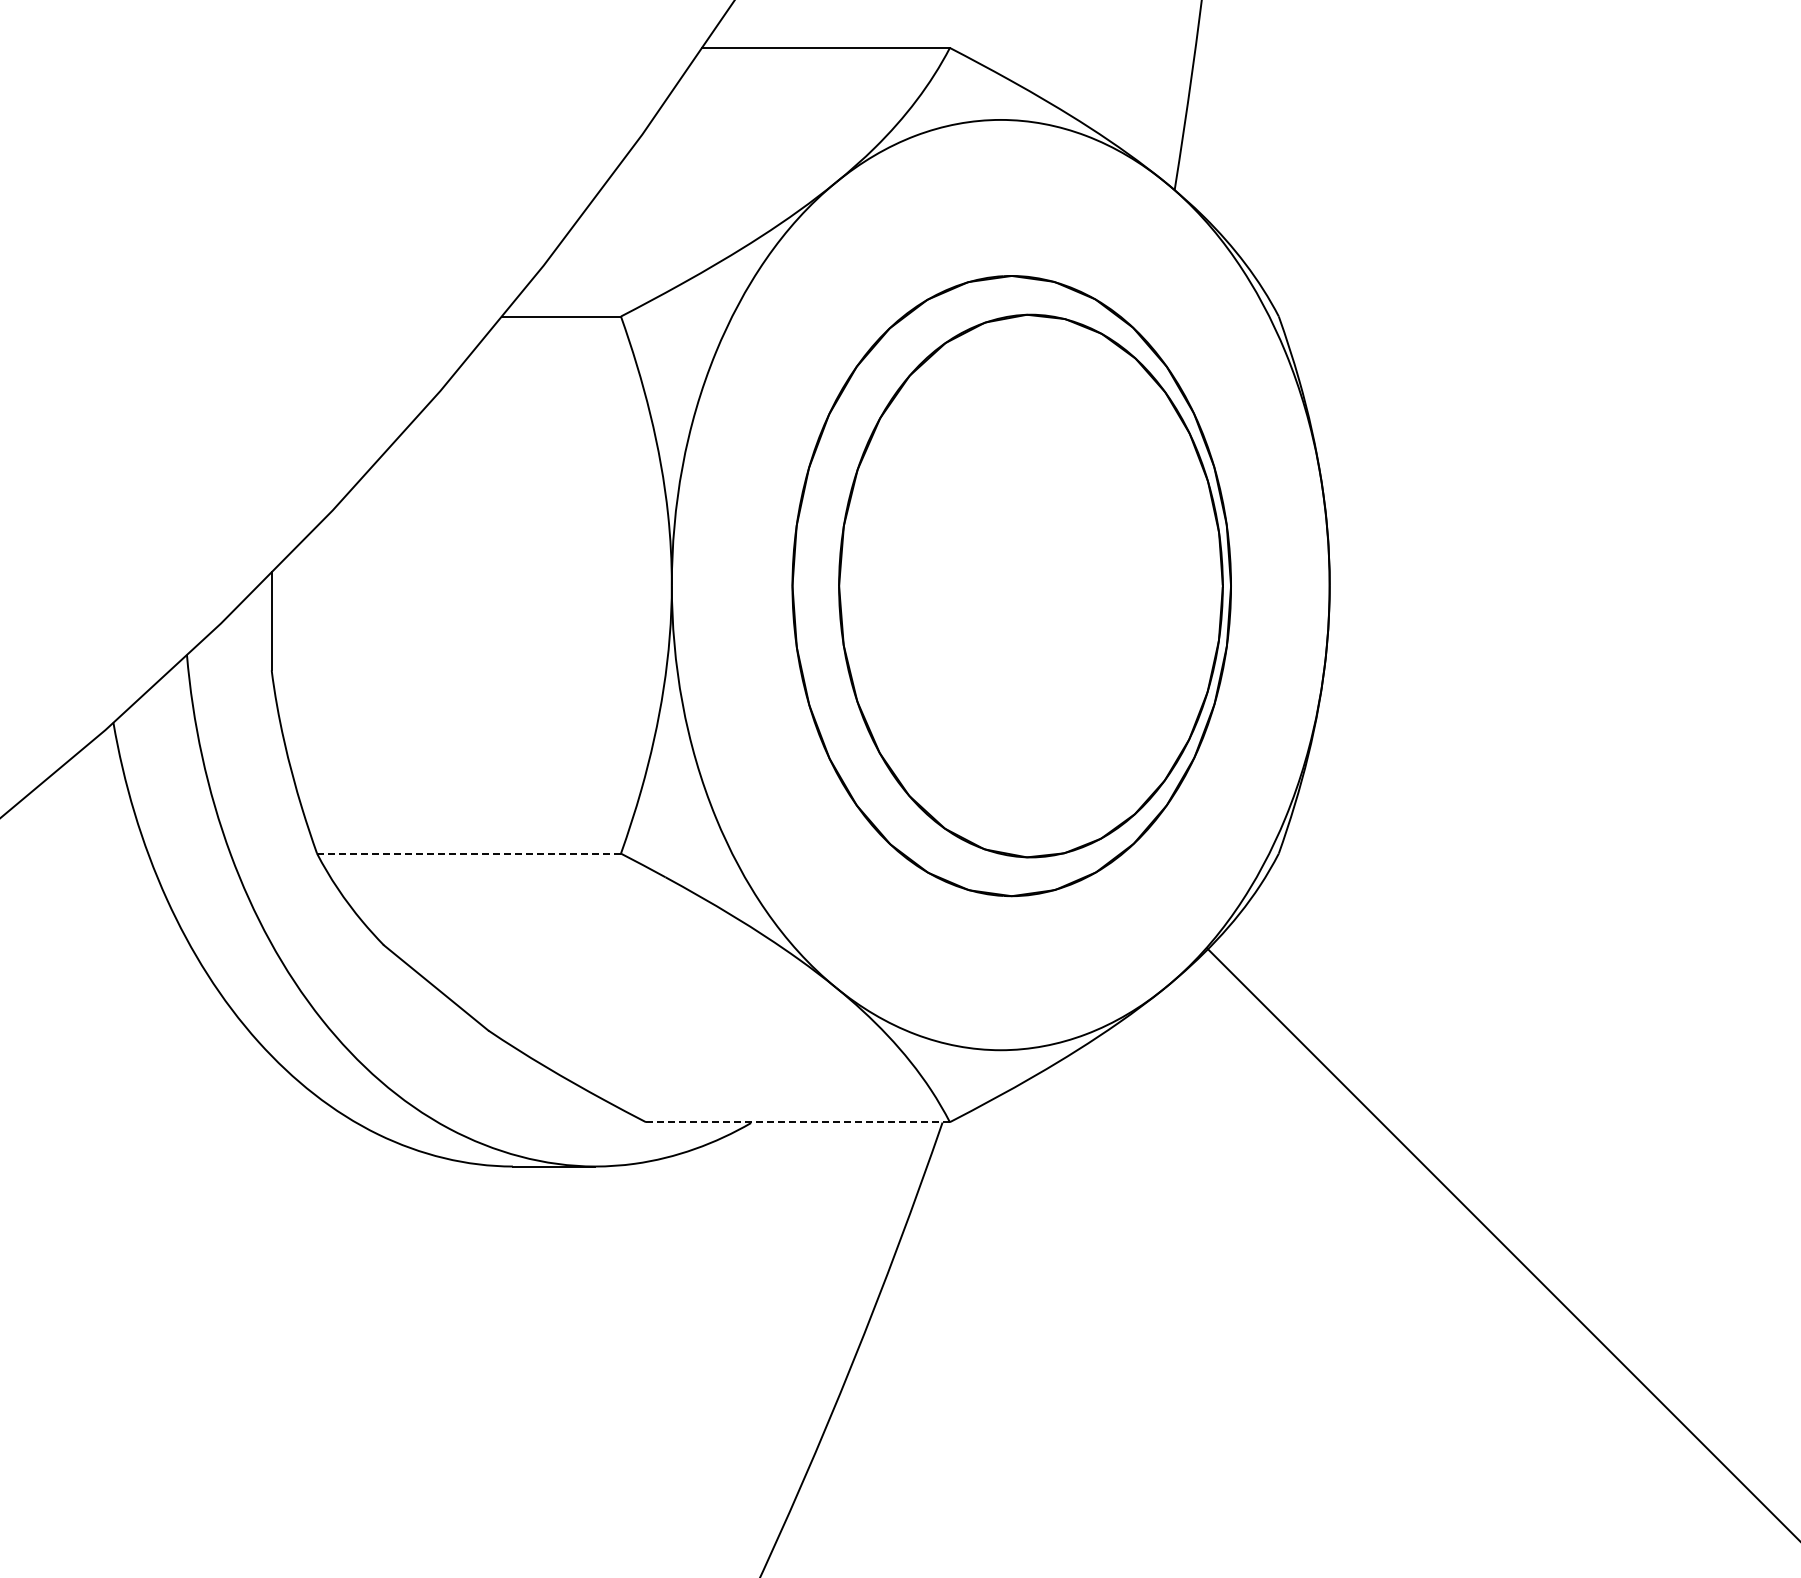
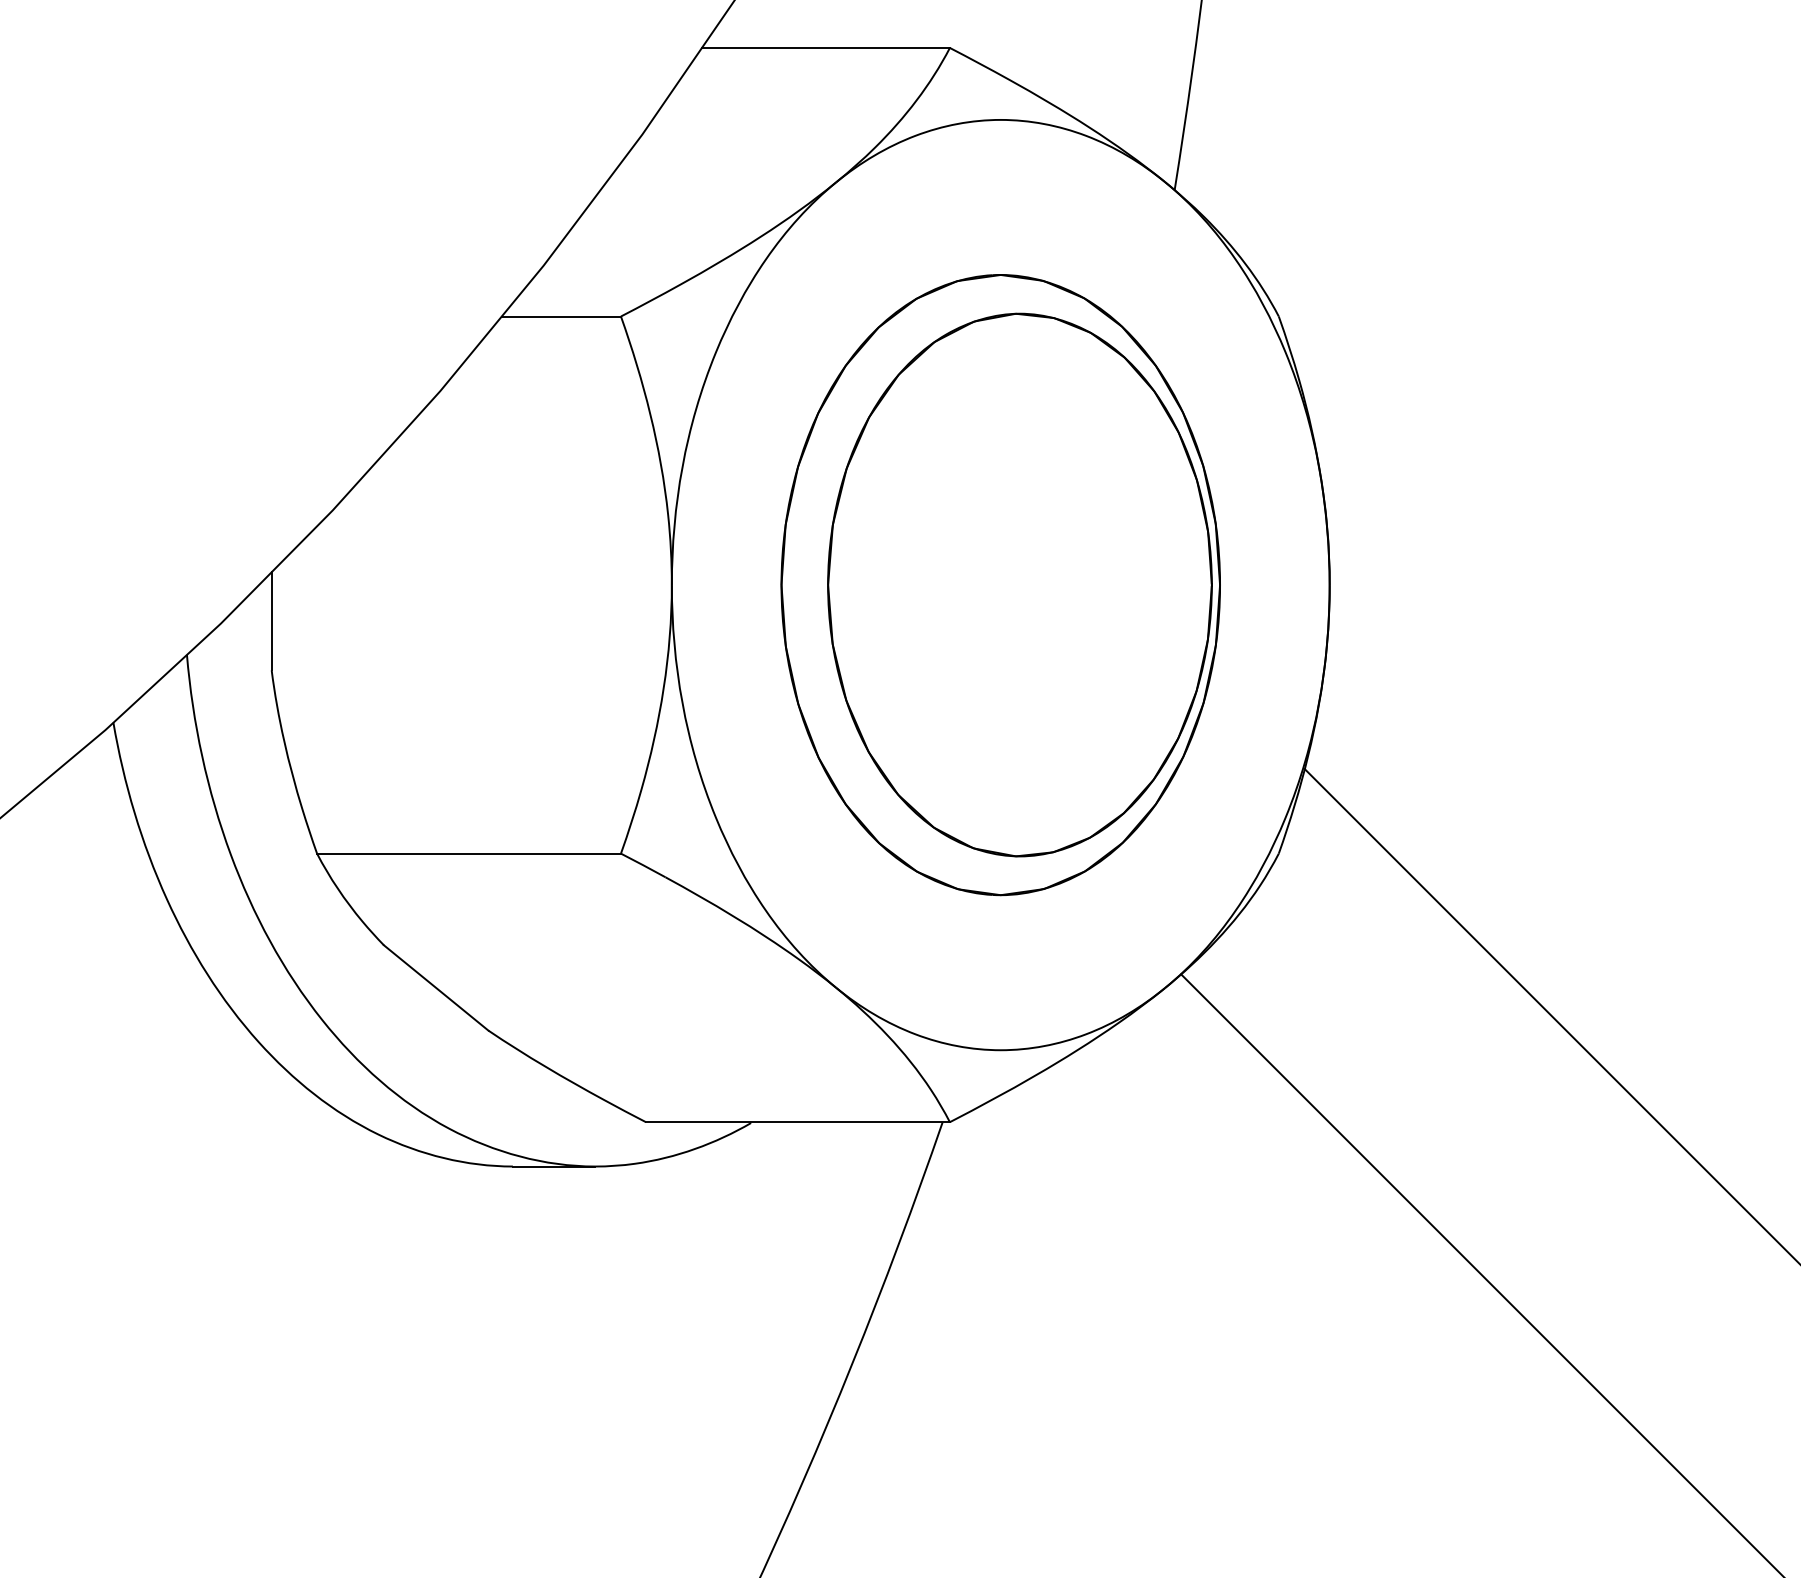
part position: (1011, 586) -> (1000, 585) (1000, 585)
line: dashed -> solid (469, 853)
line: none -> present (1550, 1015)
line: dashed -> solid (797, 1122)
line position: (1502, 1243) -> (1481, 1274) (1481, 1274)
